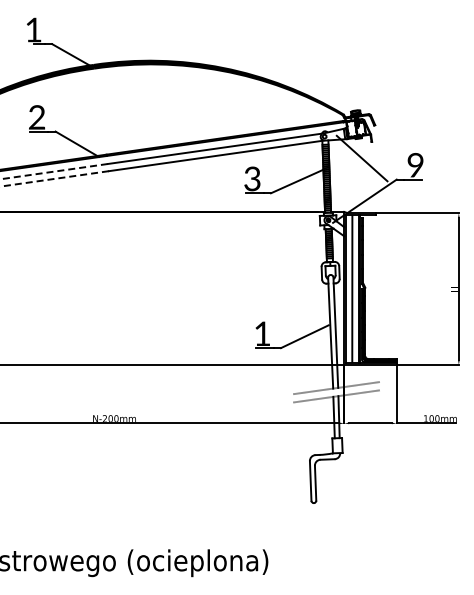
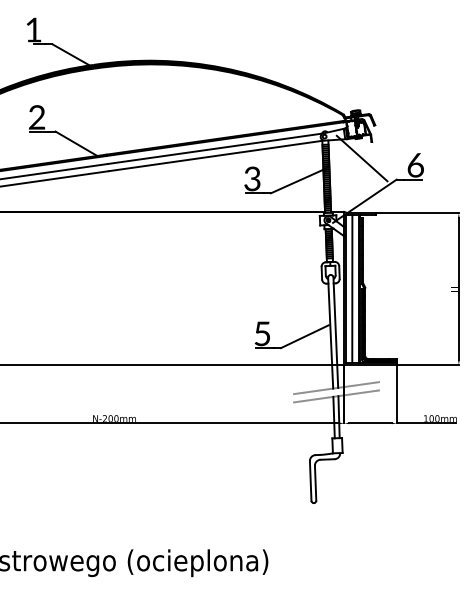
text: 9 -> 6 (415, 165)
line: dashed -> solid (53, 171)
line: dashed -> solid (54, 178)
text: 1 -> 5 (261, 333)
